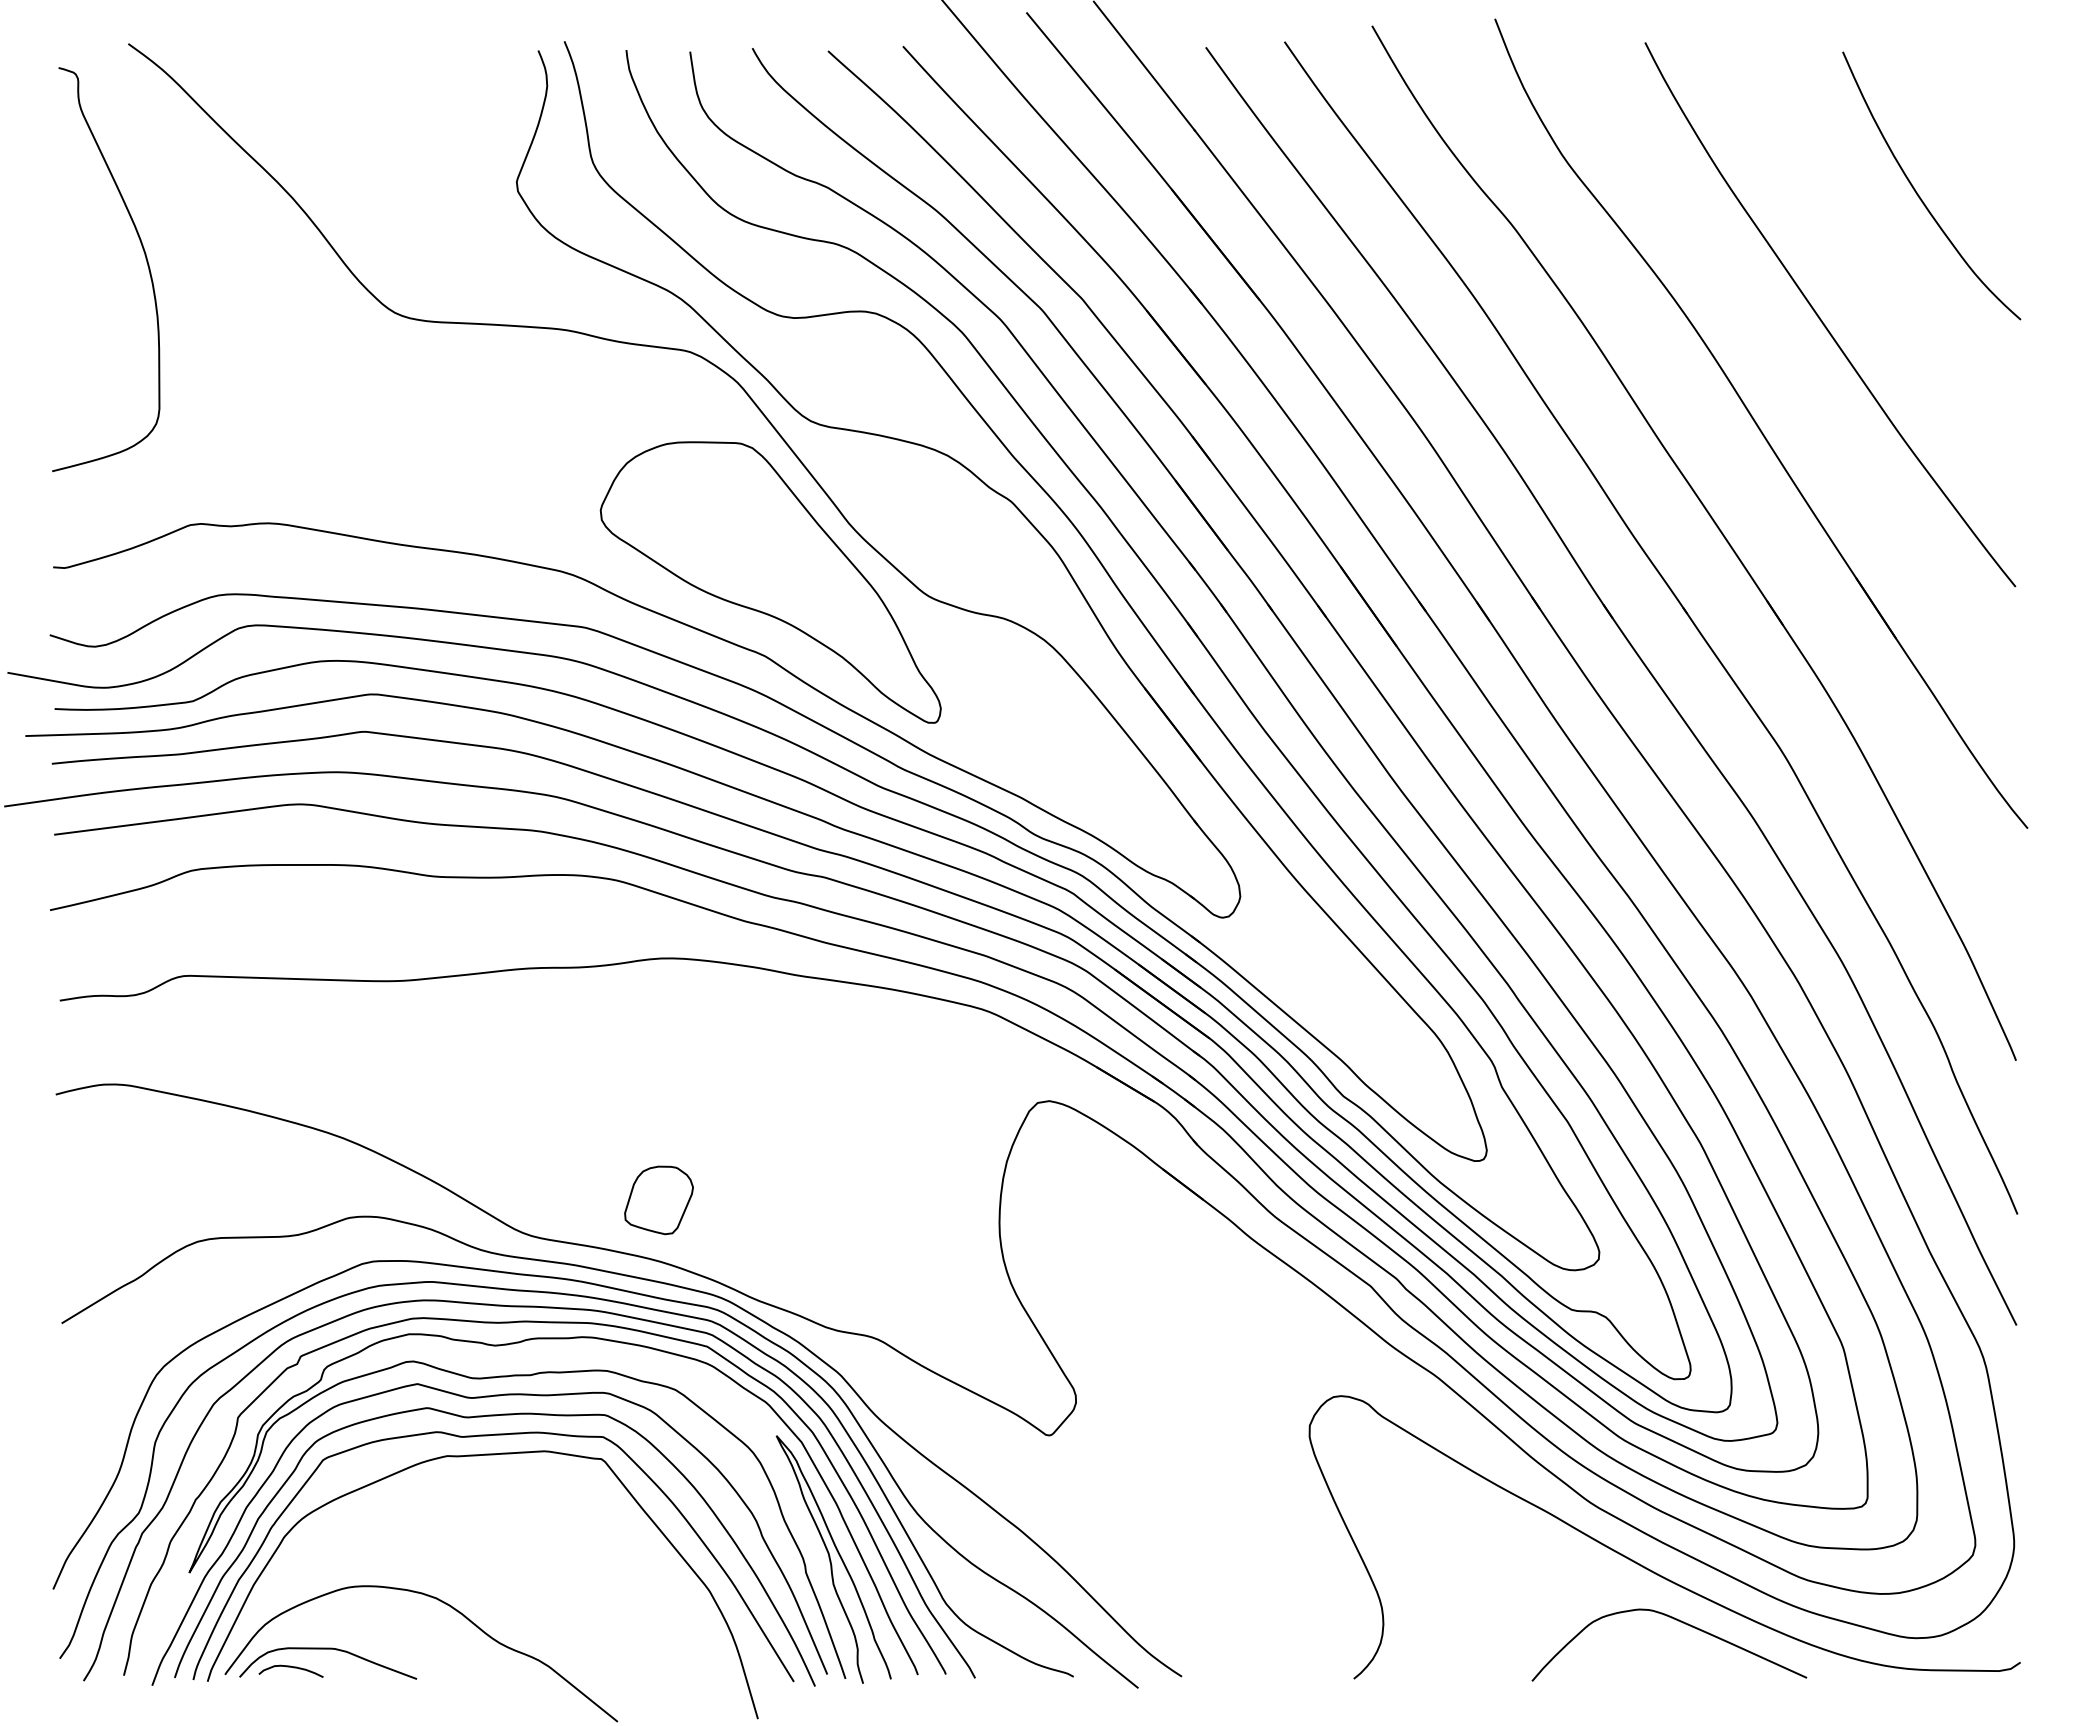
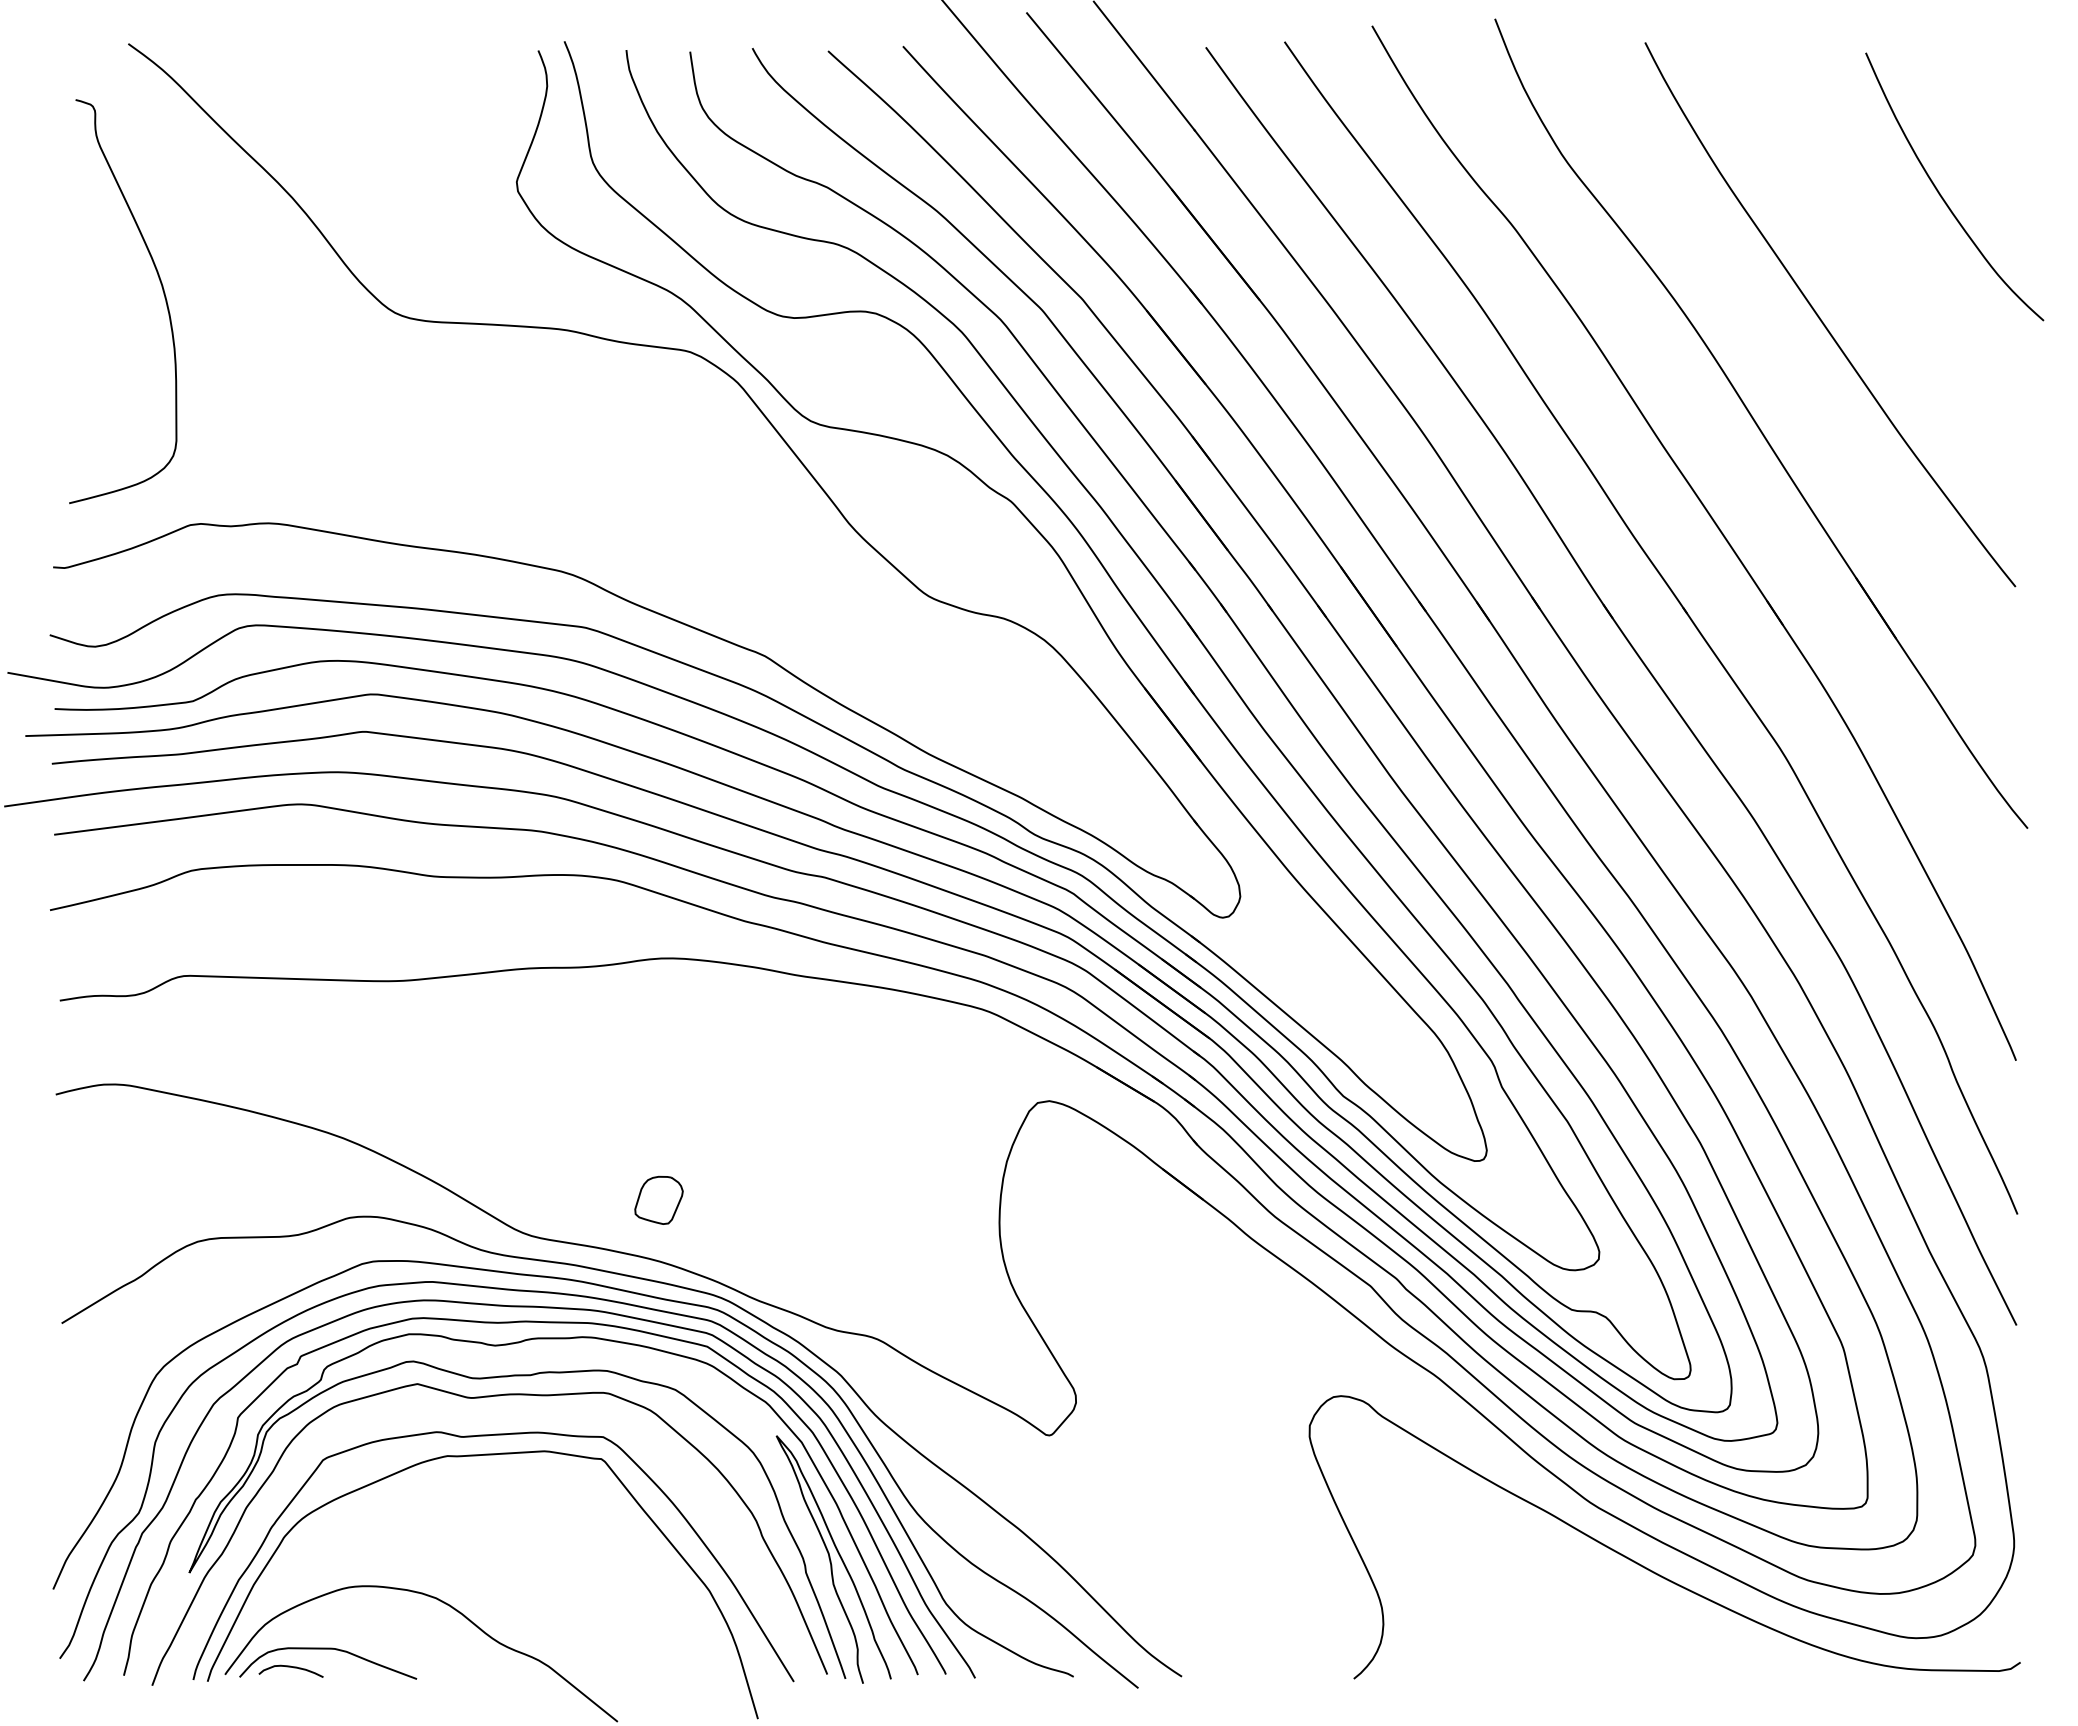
curve position: (1920, 196) -> (1943, 197) (1943, 197)
curve position: (145, 259) -> (162, 291) (162, 291)
part: present -> none (770, 582)
part size: 70x71 px -> 50x50 px (658, 1199)
curve: present -> none (482, 1417)
curve: present -> none (1680, 1622)
